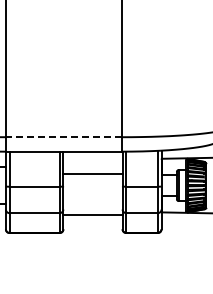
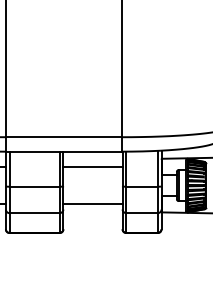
line: dashed -> solid (63, 137)
line position: (92, 174) -> (92, 167) (92, 167)
line position: (92, 214) -> (92, 203) (92, 203)
